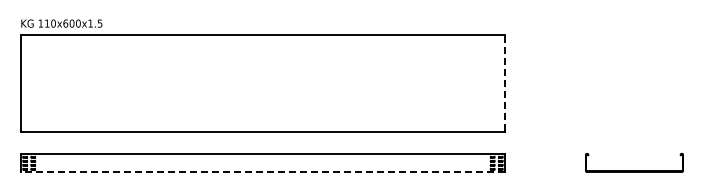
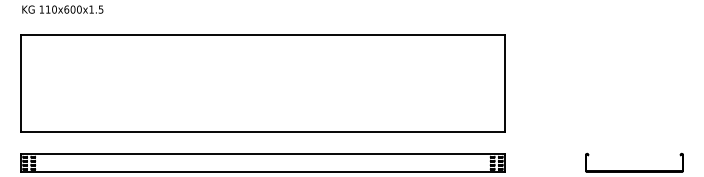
text position: (61, 23) -> (62, 9) (62, 9)
line: dashed -> solid (504, 83)
line: dashed -> solid (262, 171)
